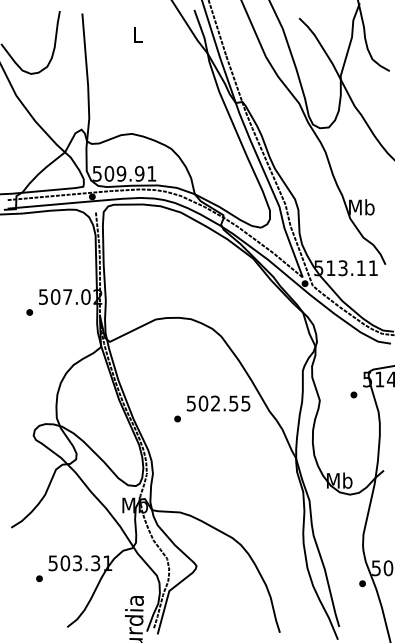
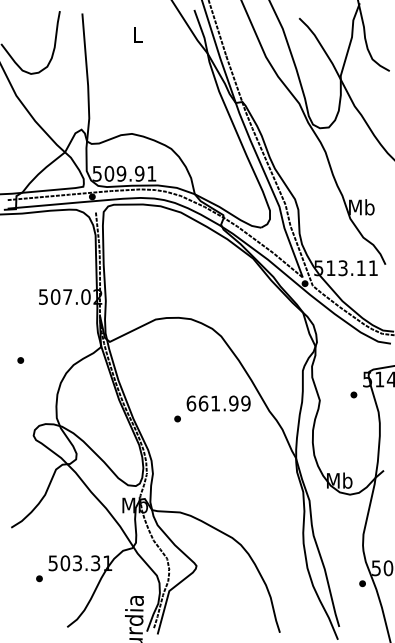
part position: (29, 312) -> (20, 360) (20, 360)
text: 502.55 -> 661.99 (218, 403)
